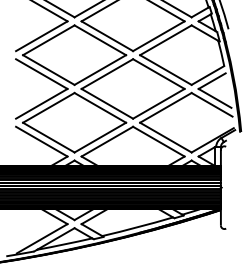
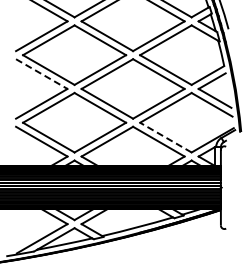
line: solid -> dashed (41, 74)
line: solid -> dashed (165, 137)
